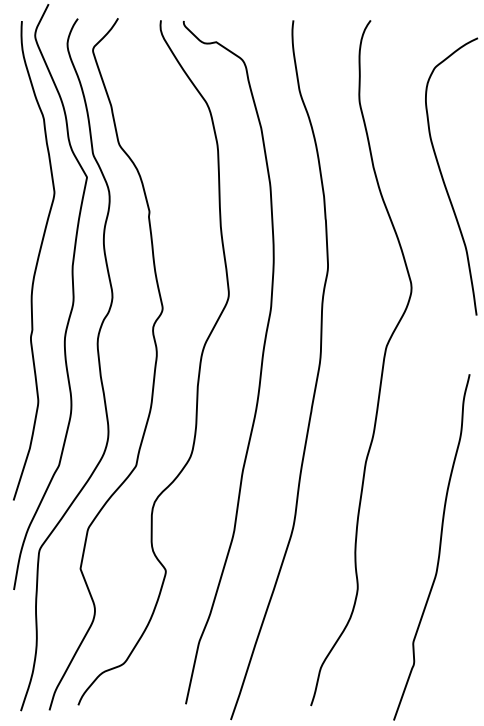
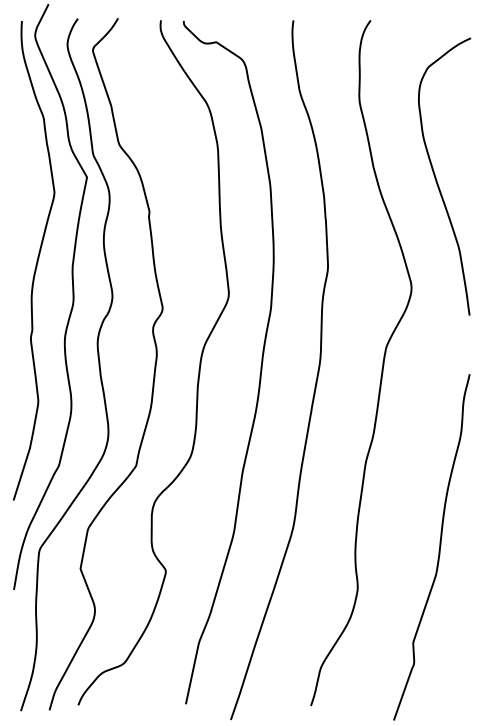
curve position: (443, 177) -> (436, 177) (436, 177)
